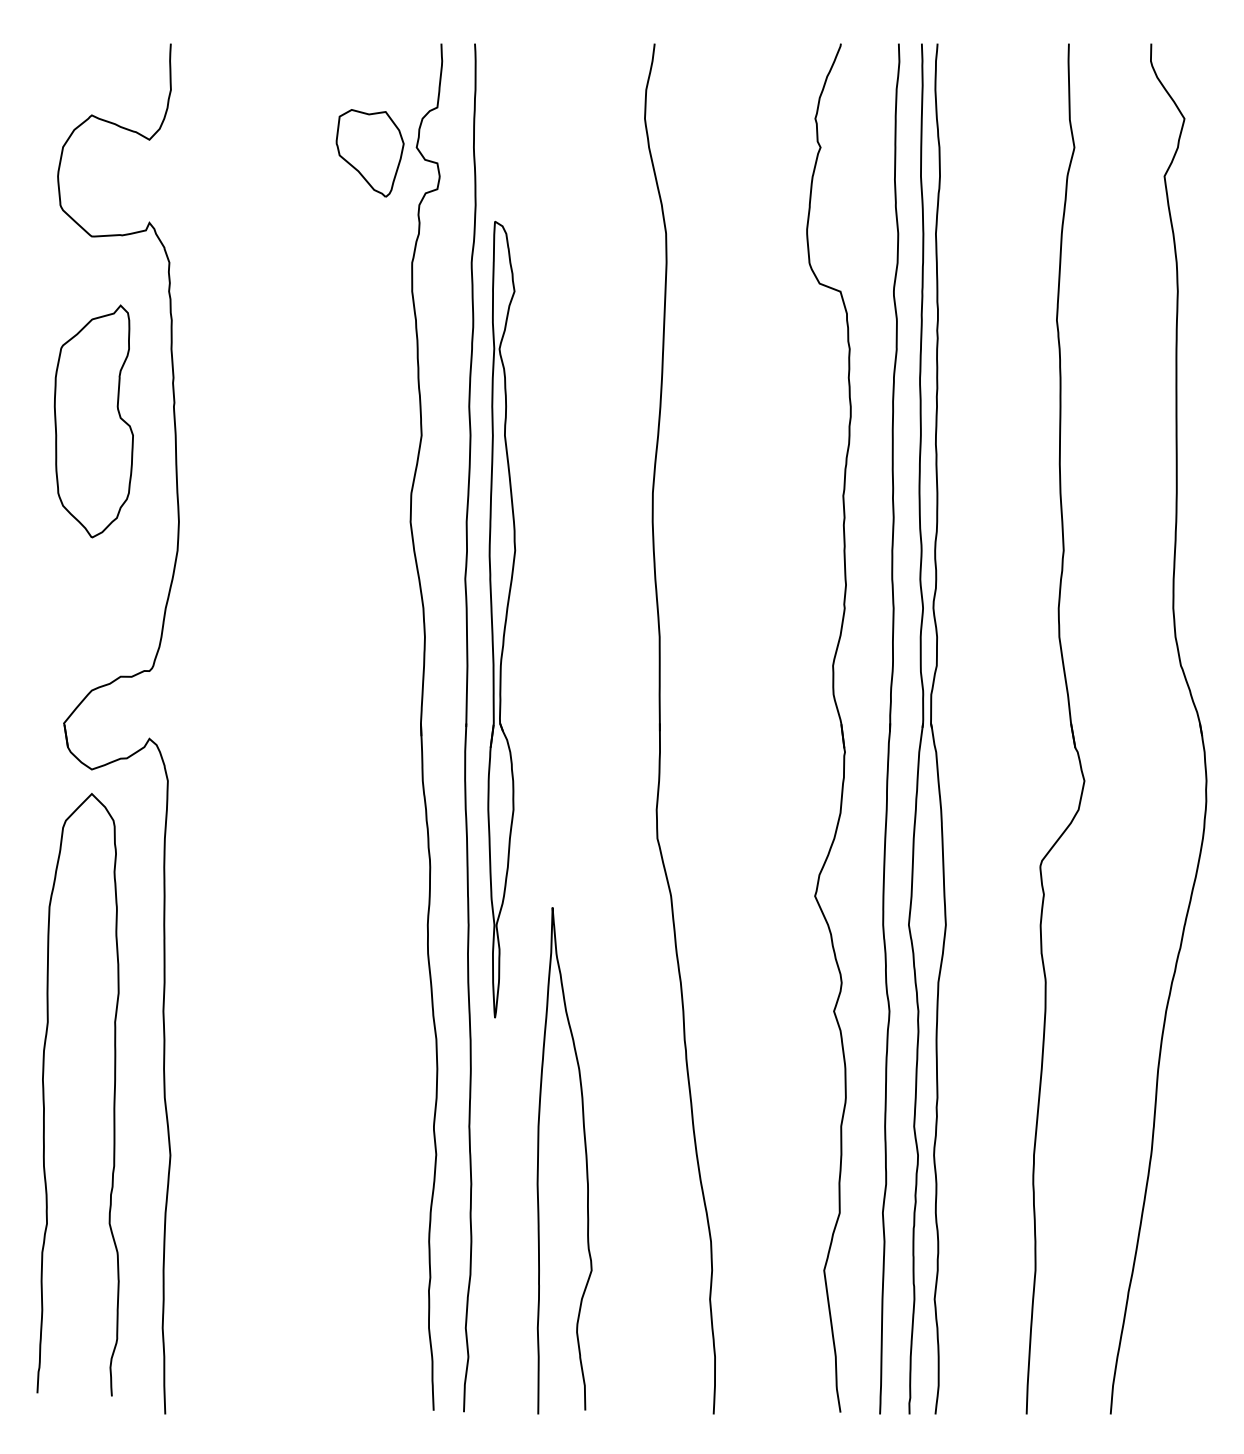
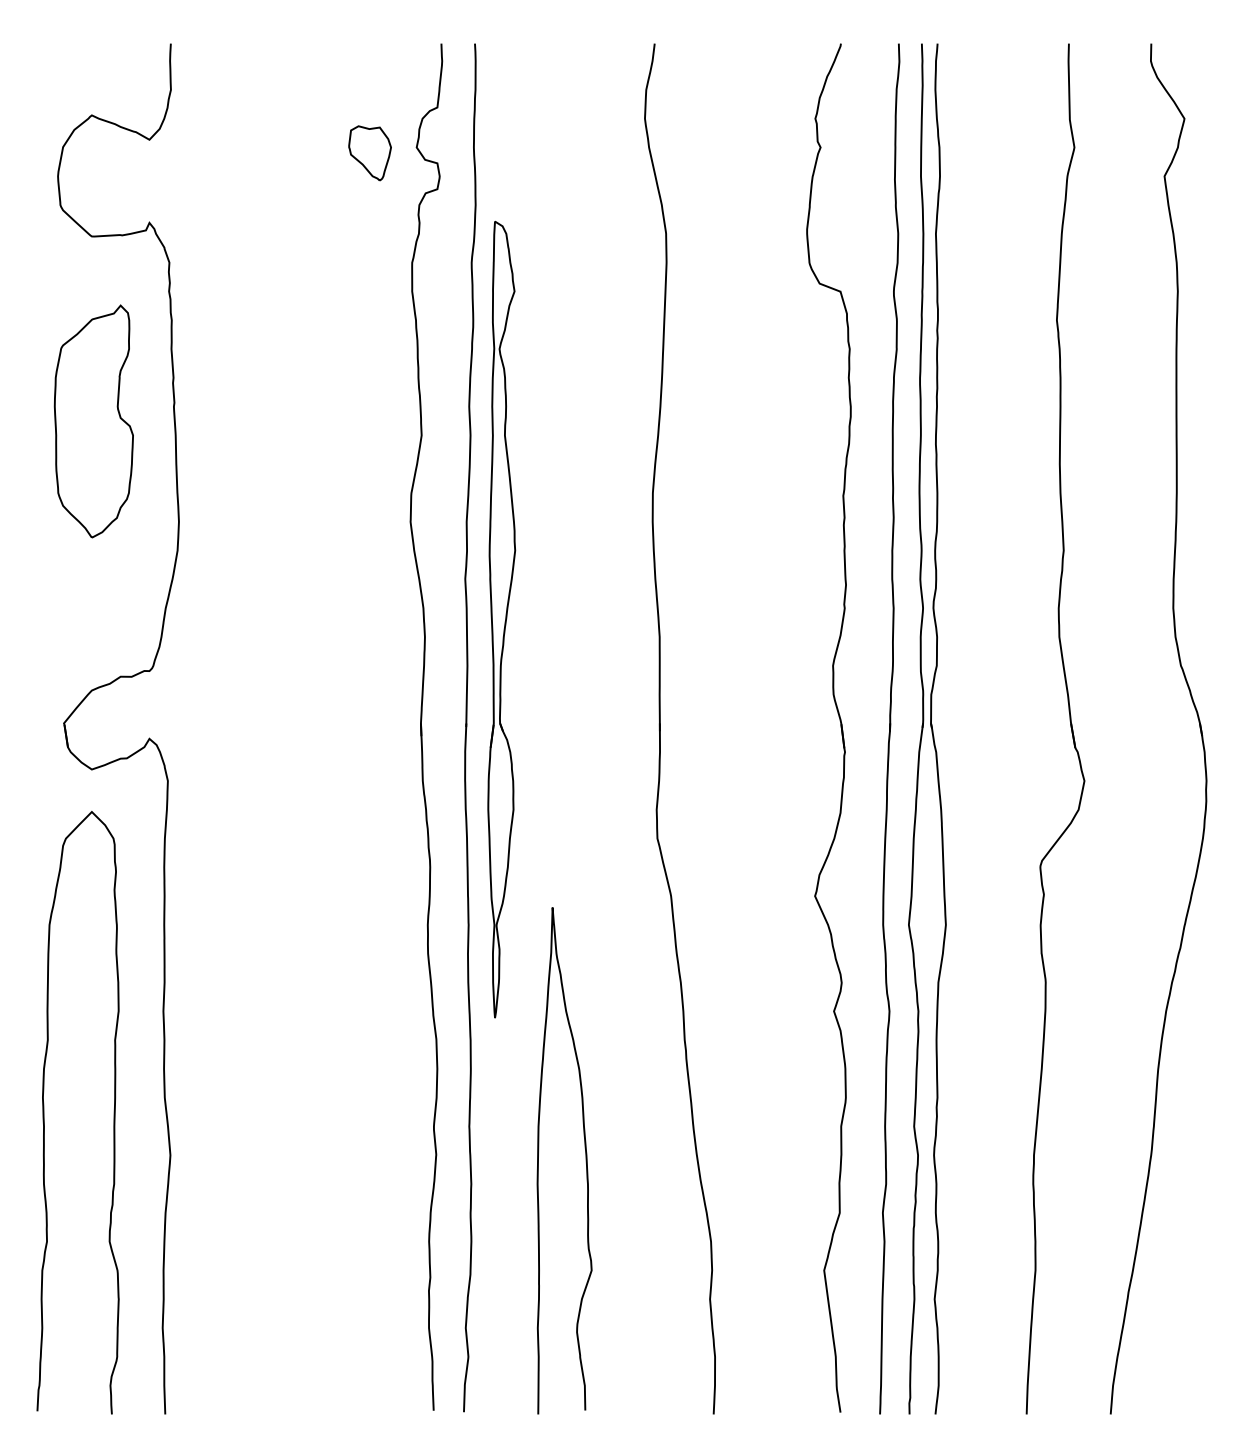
part size: 70x89 px -> 44x57 px (369, 153)
curve position: (44, 1094) -> (44, 1112) (44, 1112)
